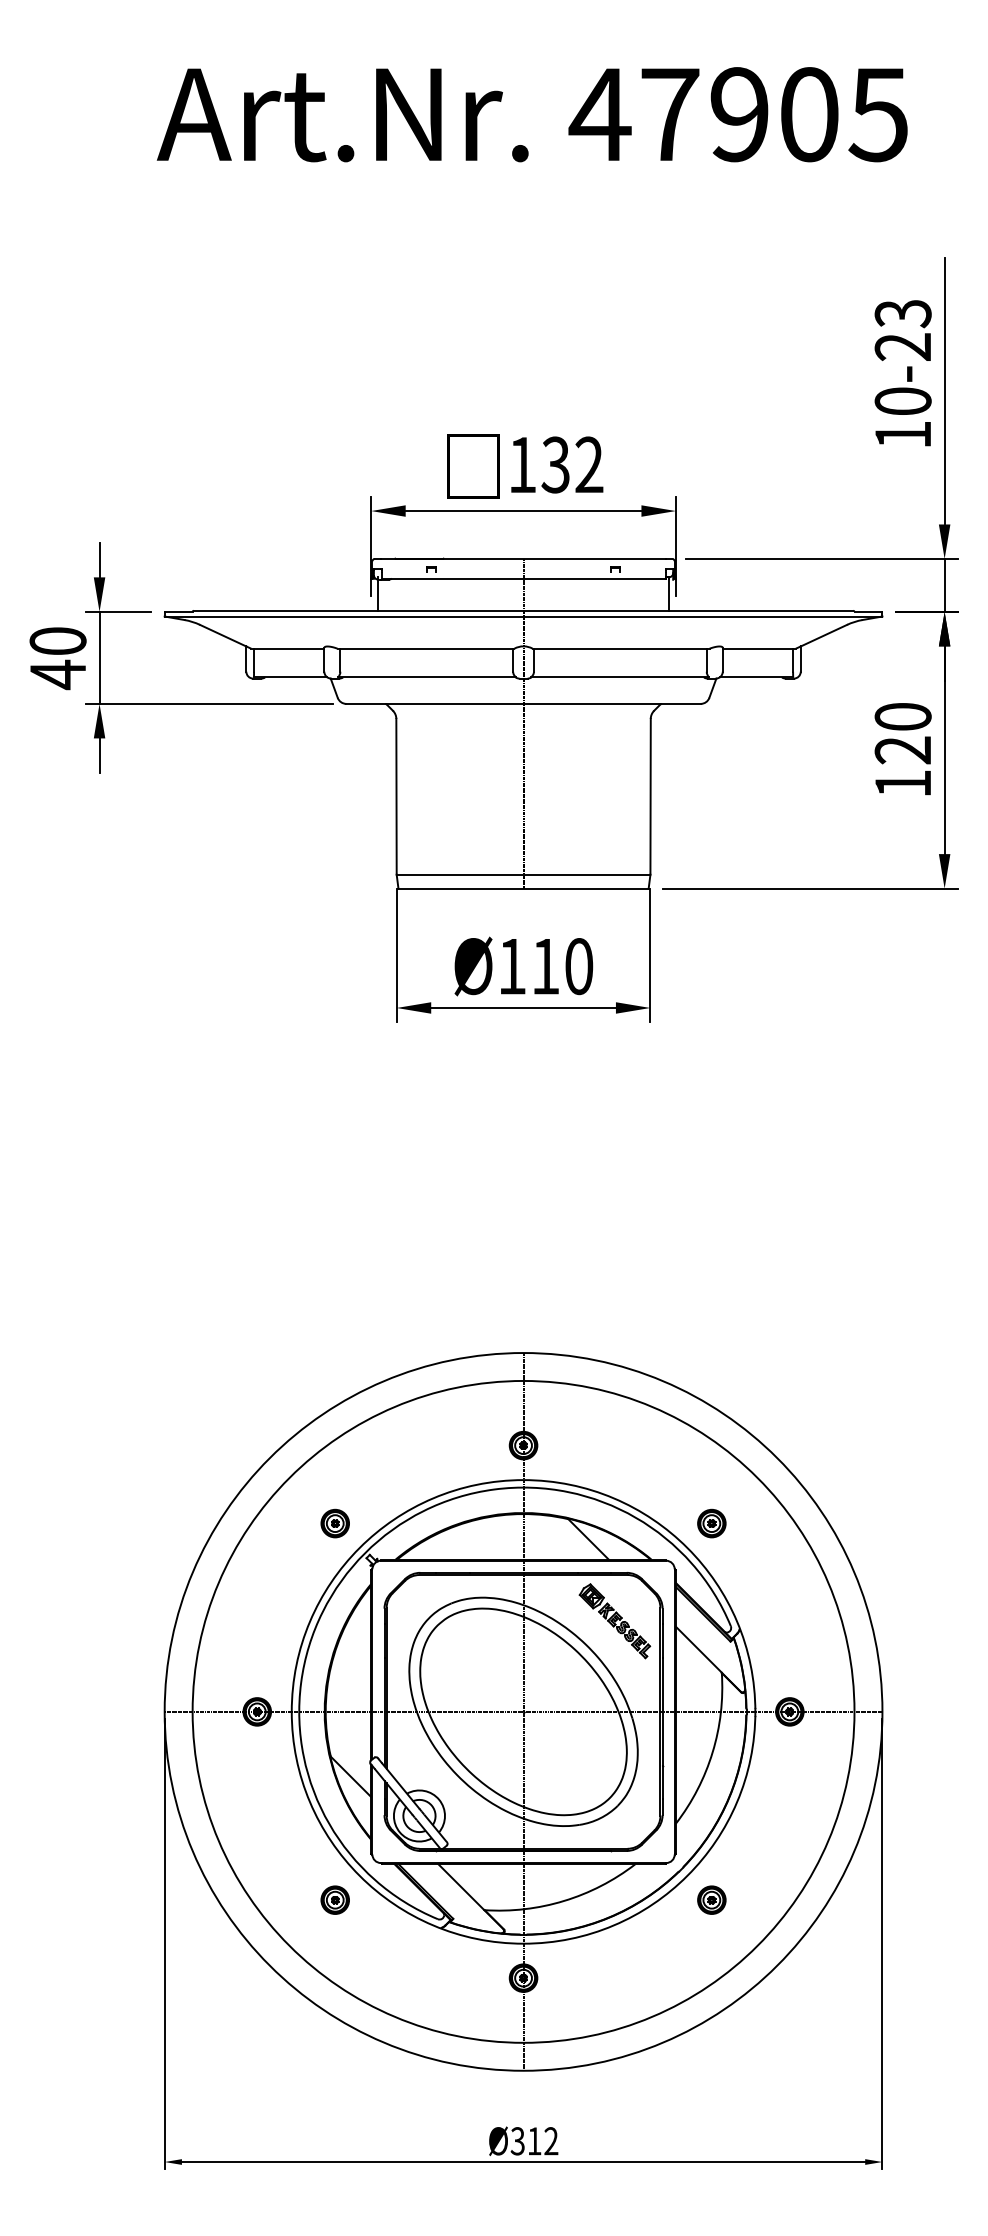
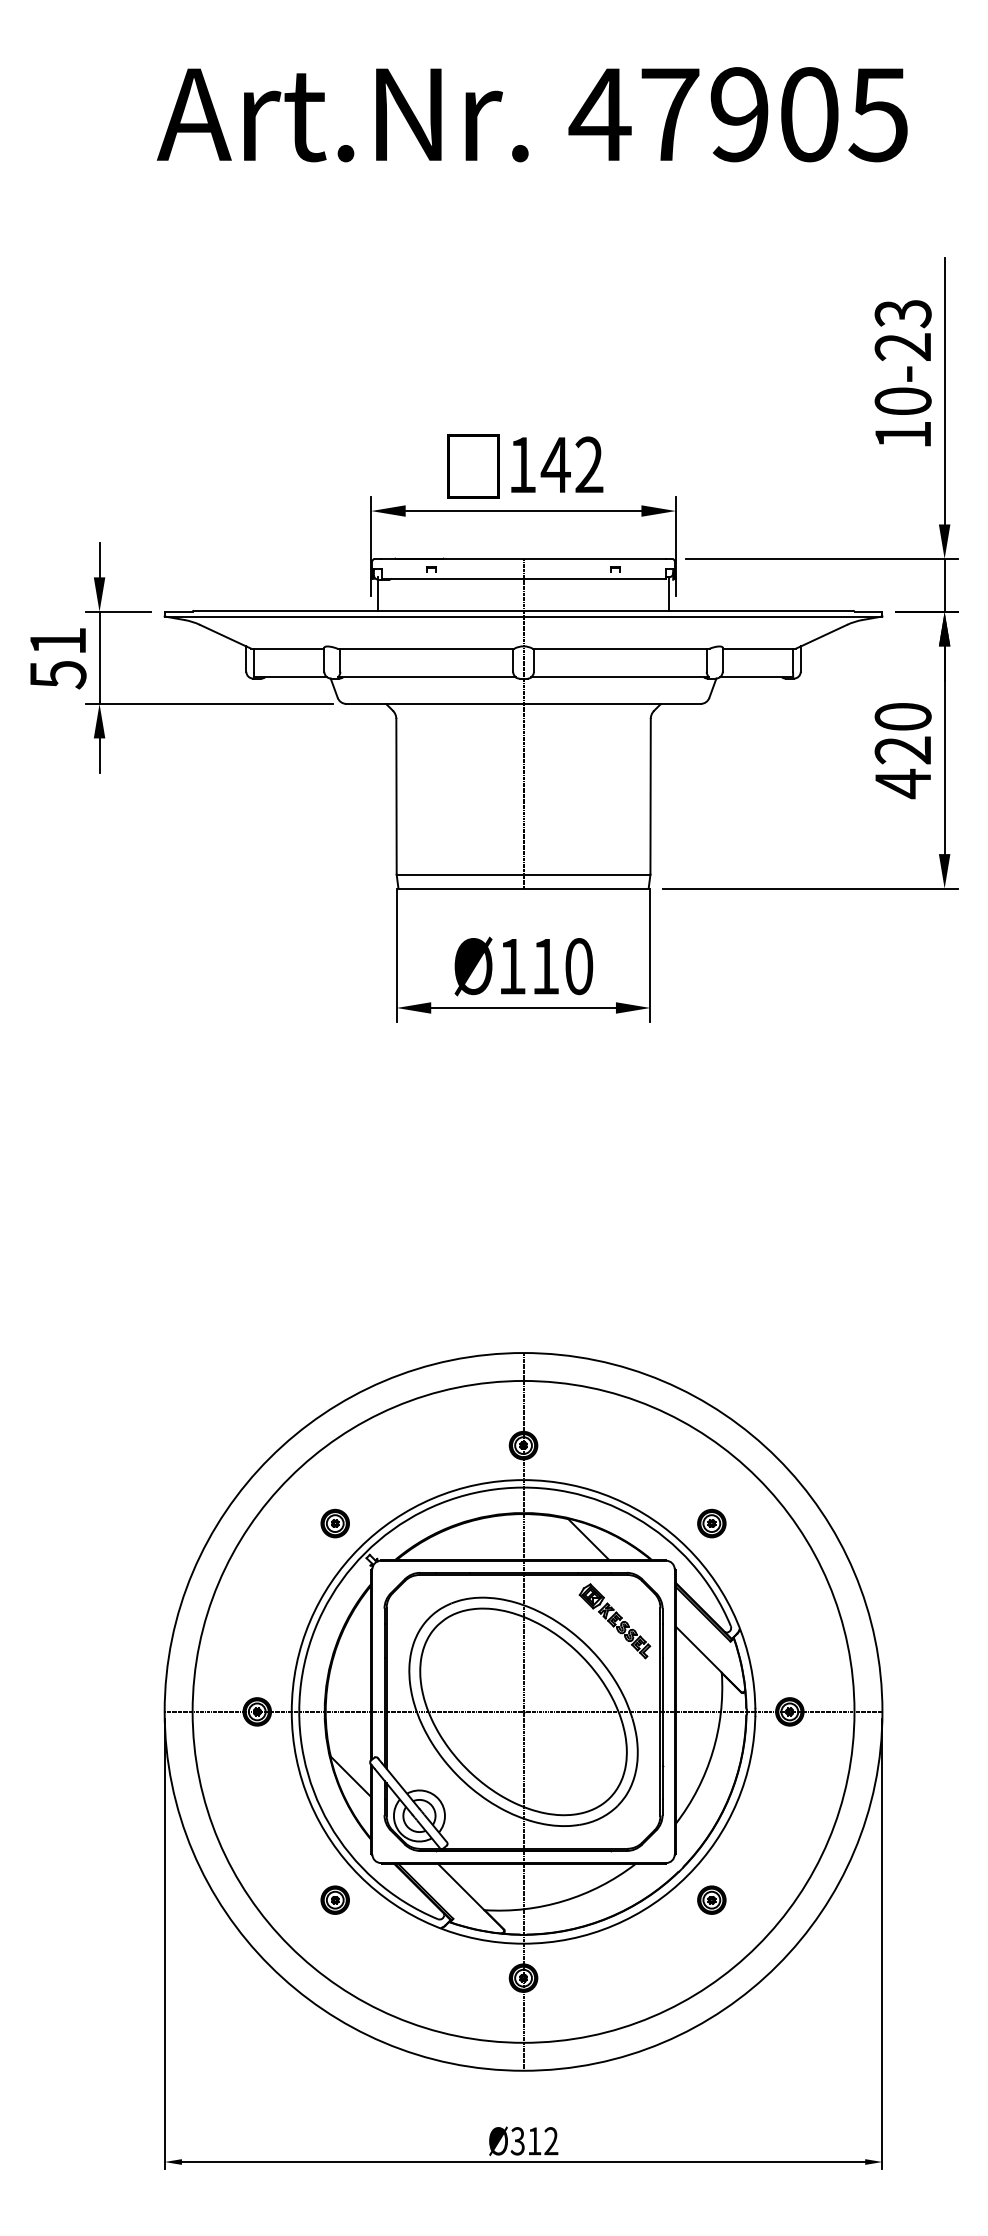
text: 132 -> 142 (555, 464)
text: 40 -> 51 (57, 658)
text: 120 -> 420 (902, 783)
